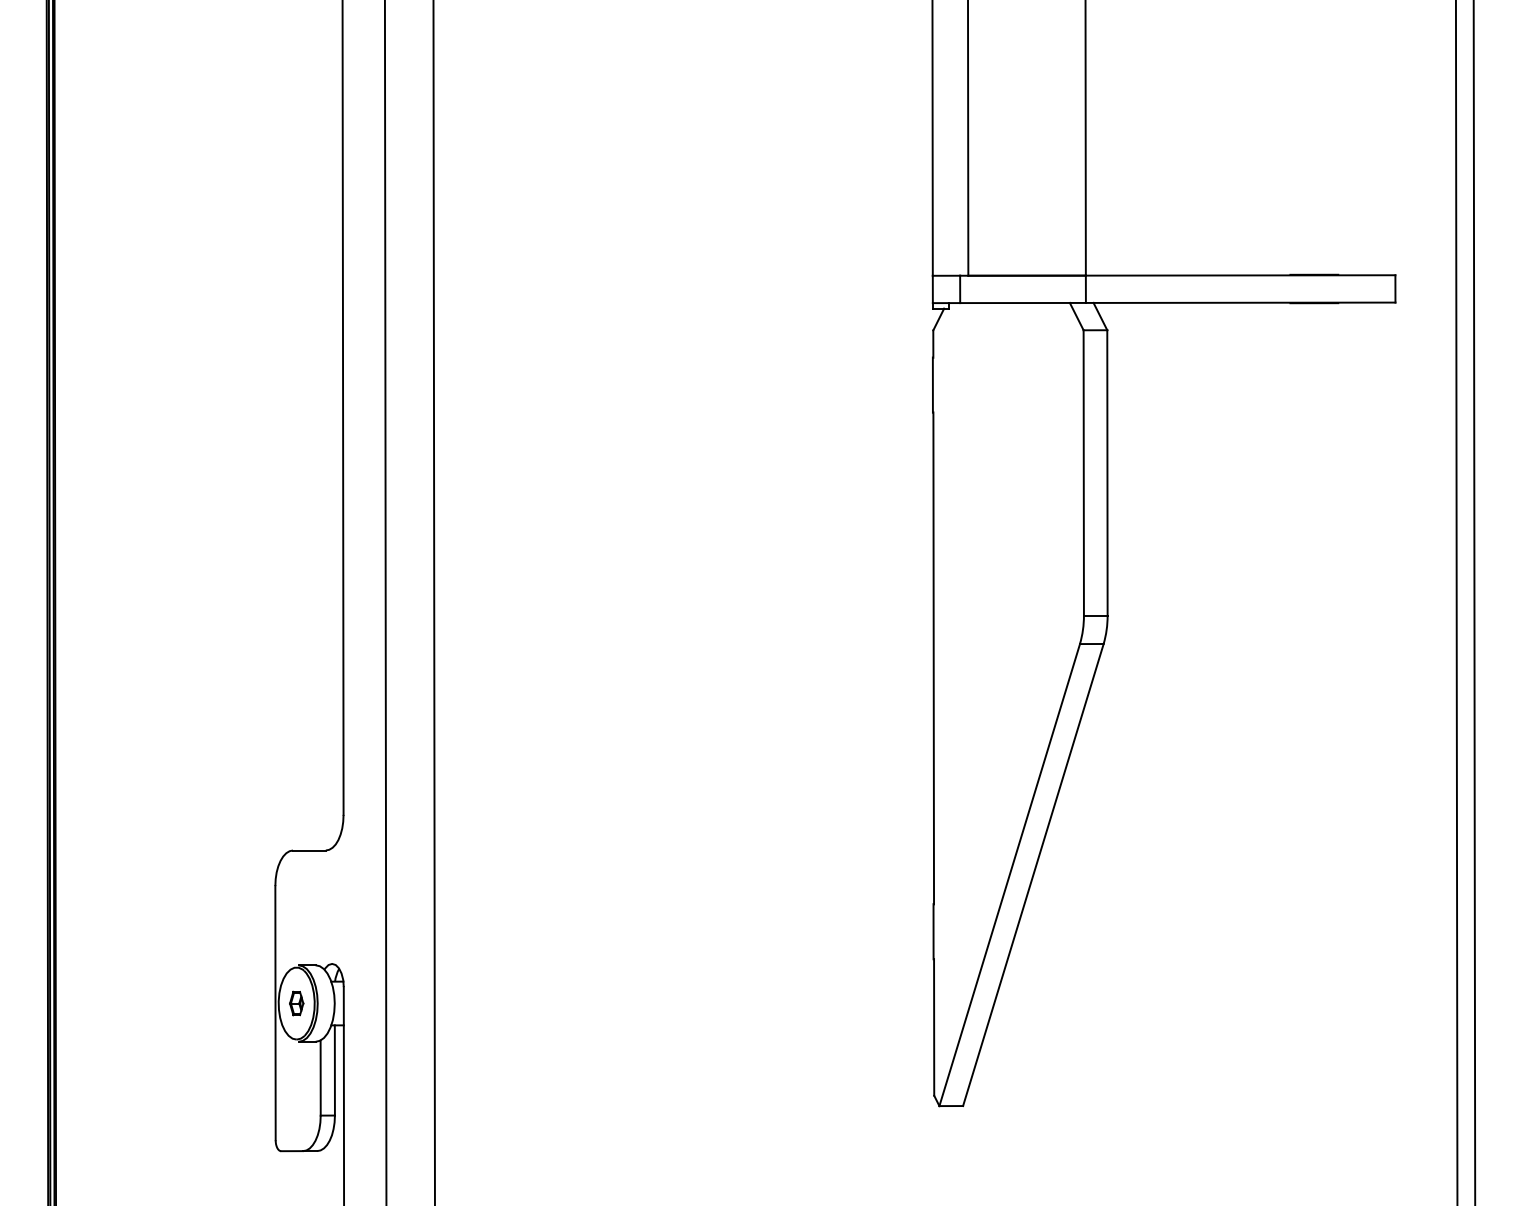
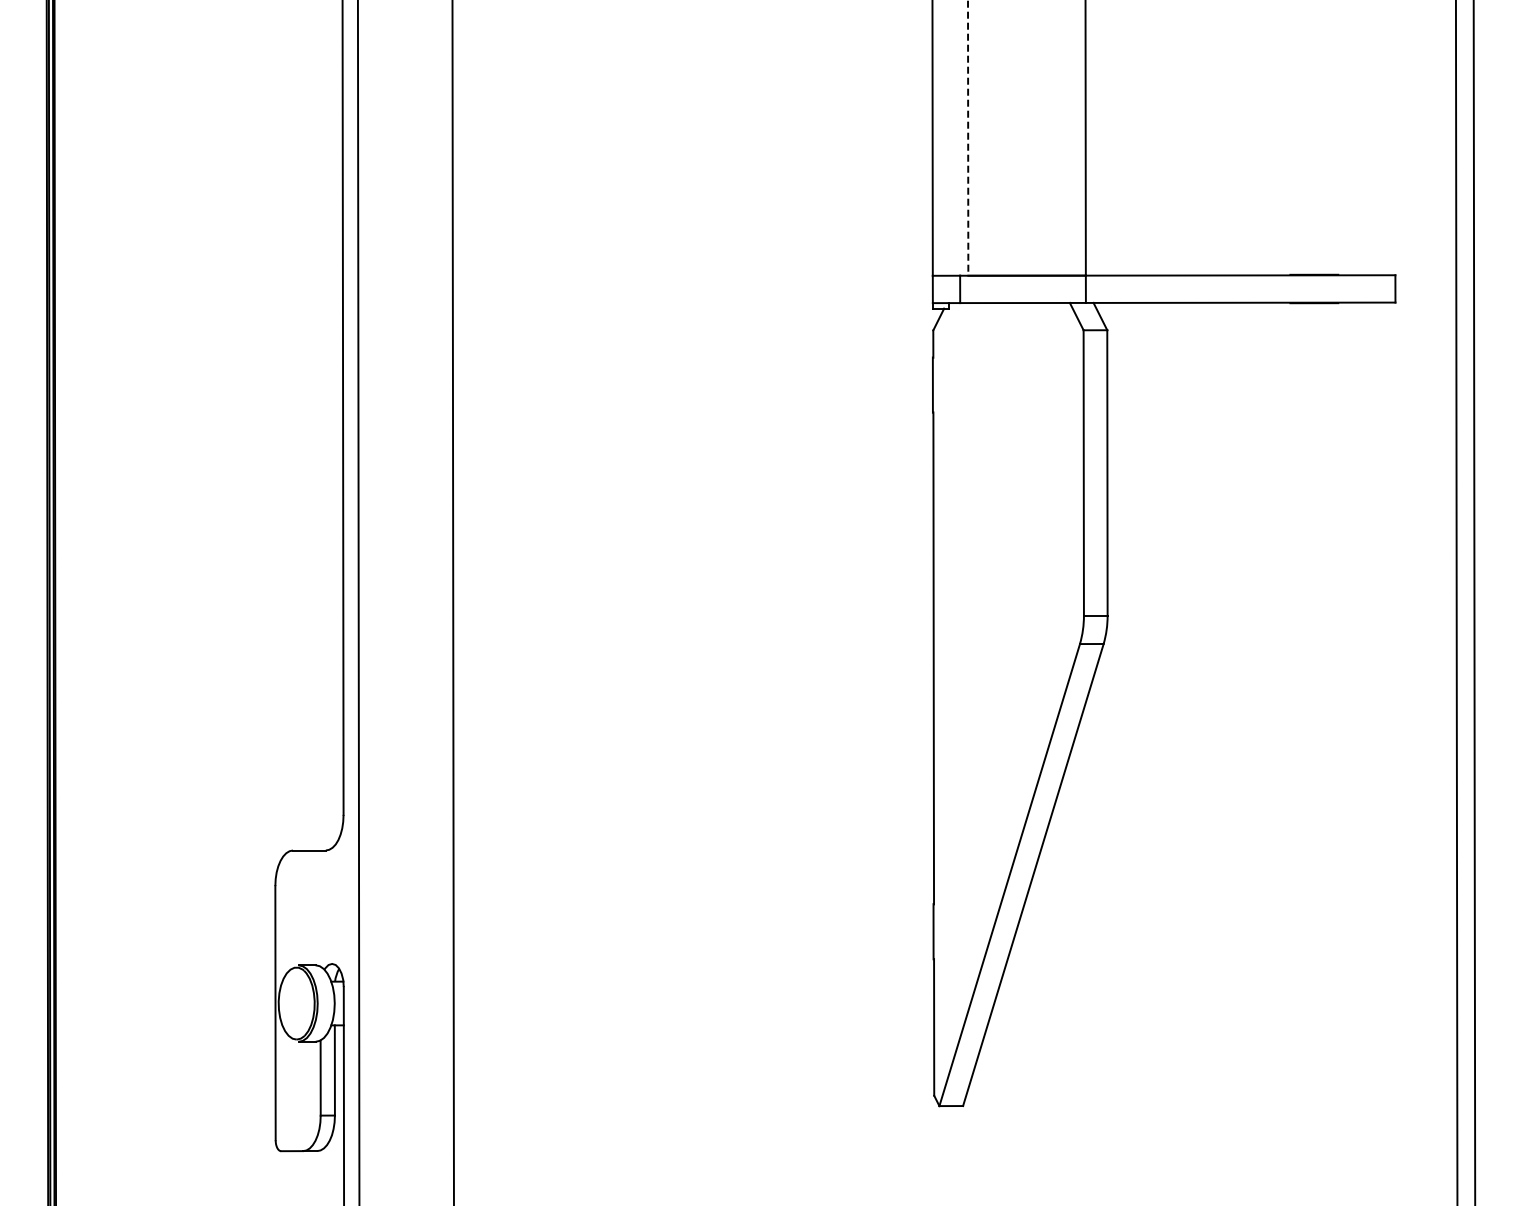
line: solid -> dashed (968, 138)
line position: (385, 602) -> (358, 602) (358, 602)
line position: (433, 602) -> (452, 602) (452, 602)
part: present -> none (296, 1003)
